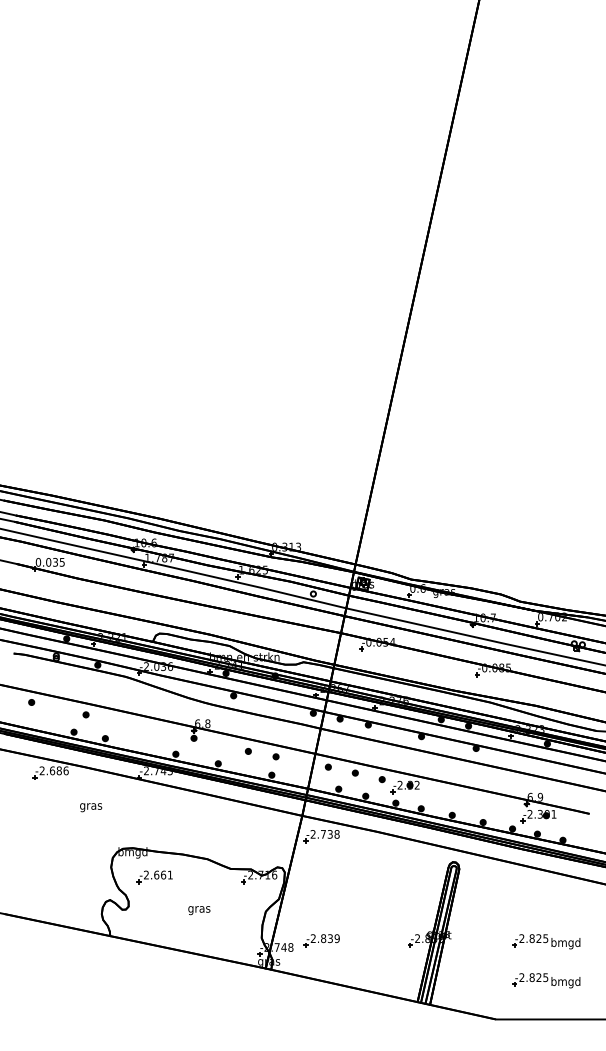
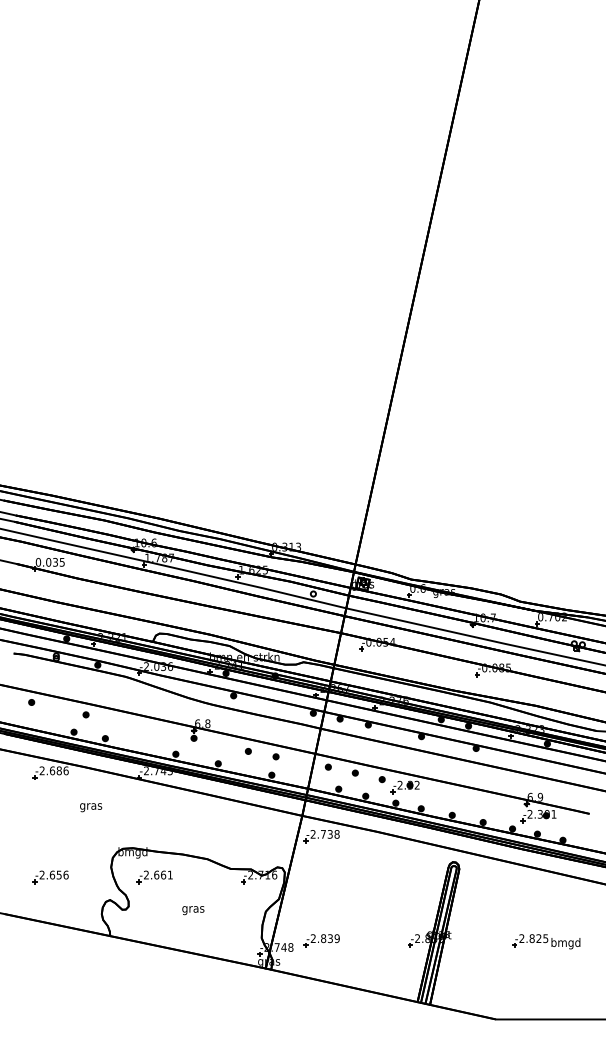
part: none -> present (50, 877)
text position: (199, 910) -> (193, 910) (193, 910)
part: present -> none (546, 980)
